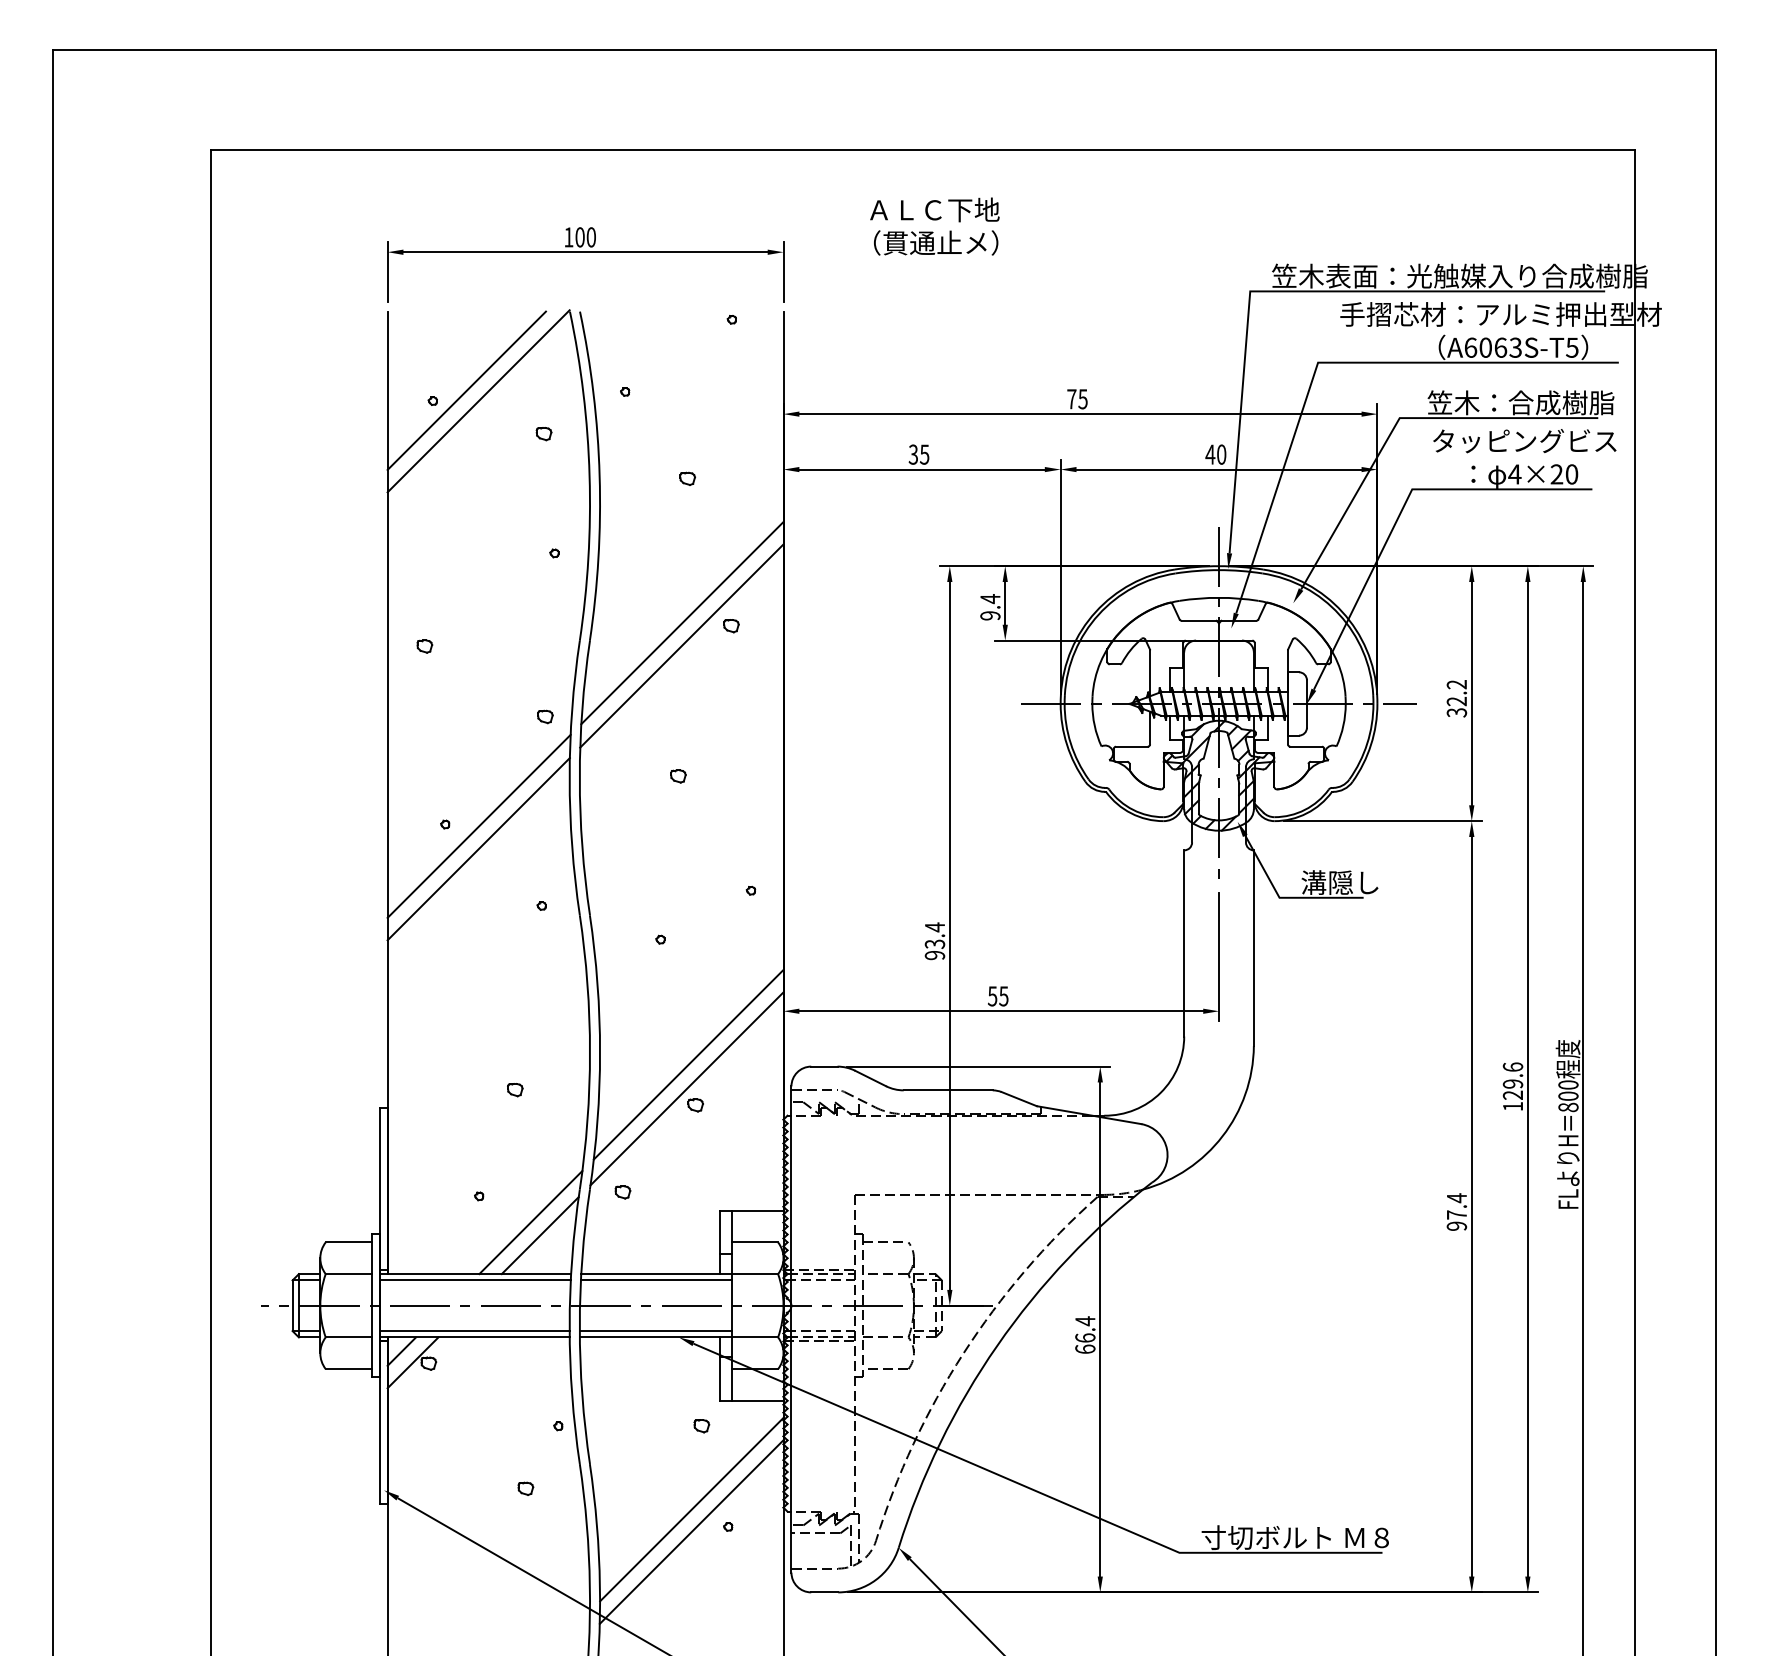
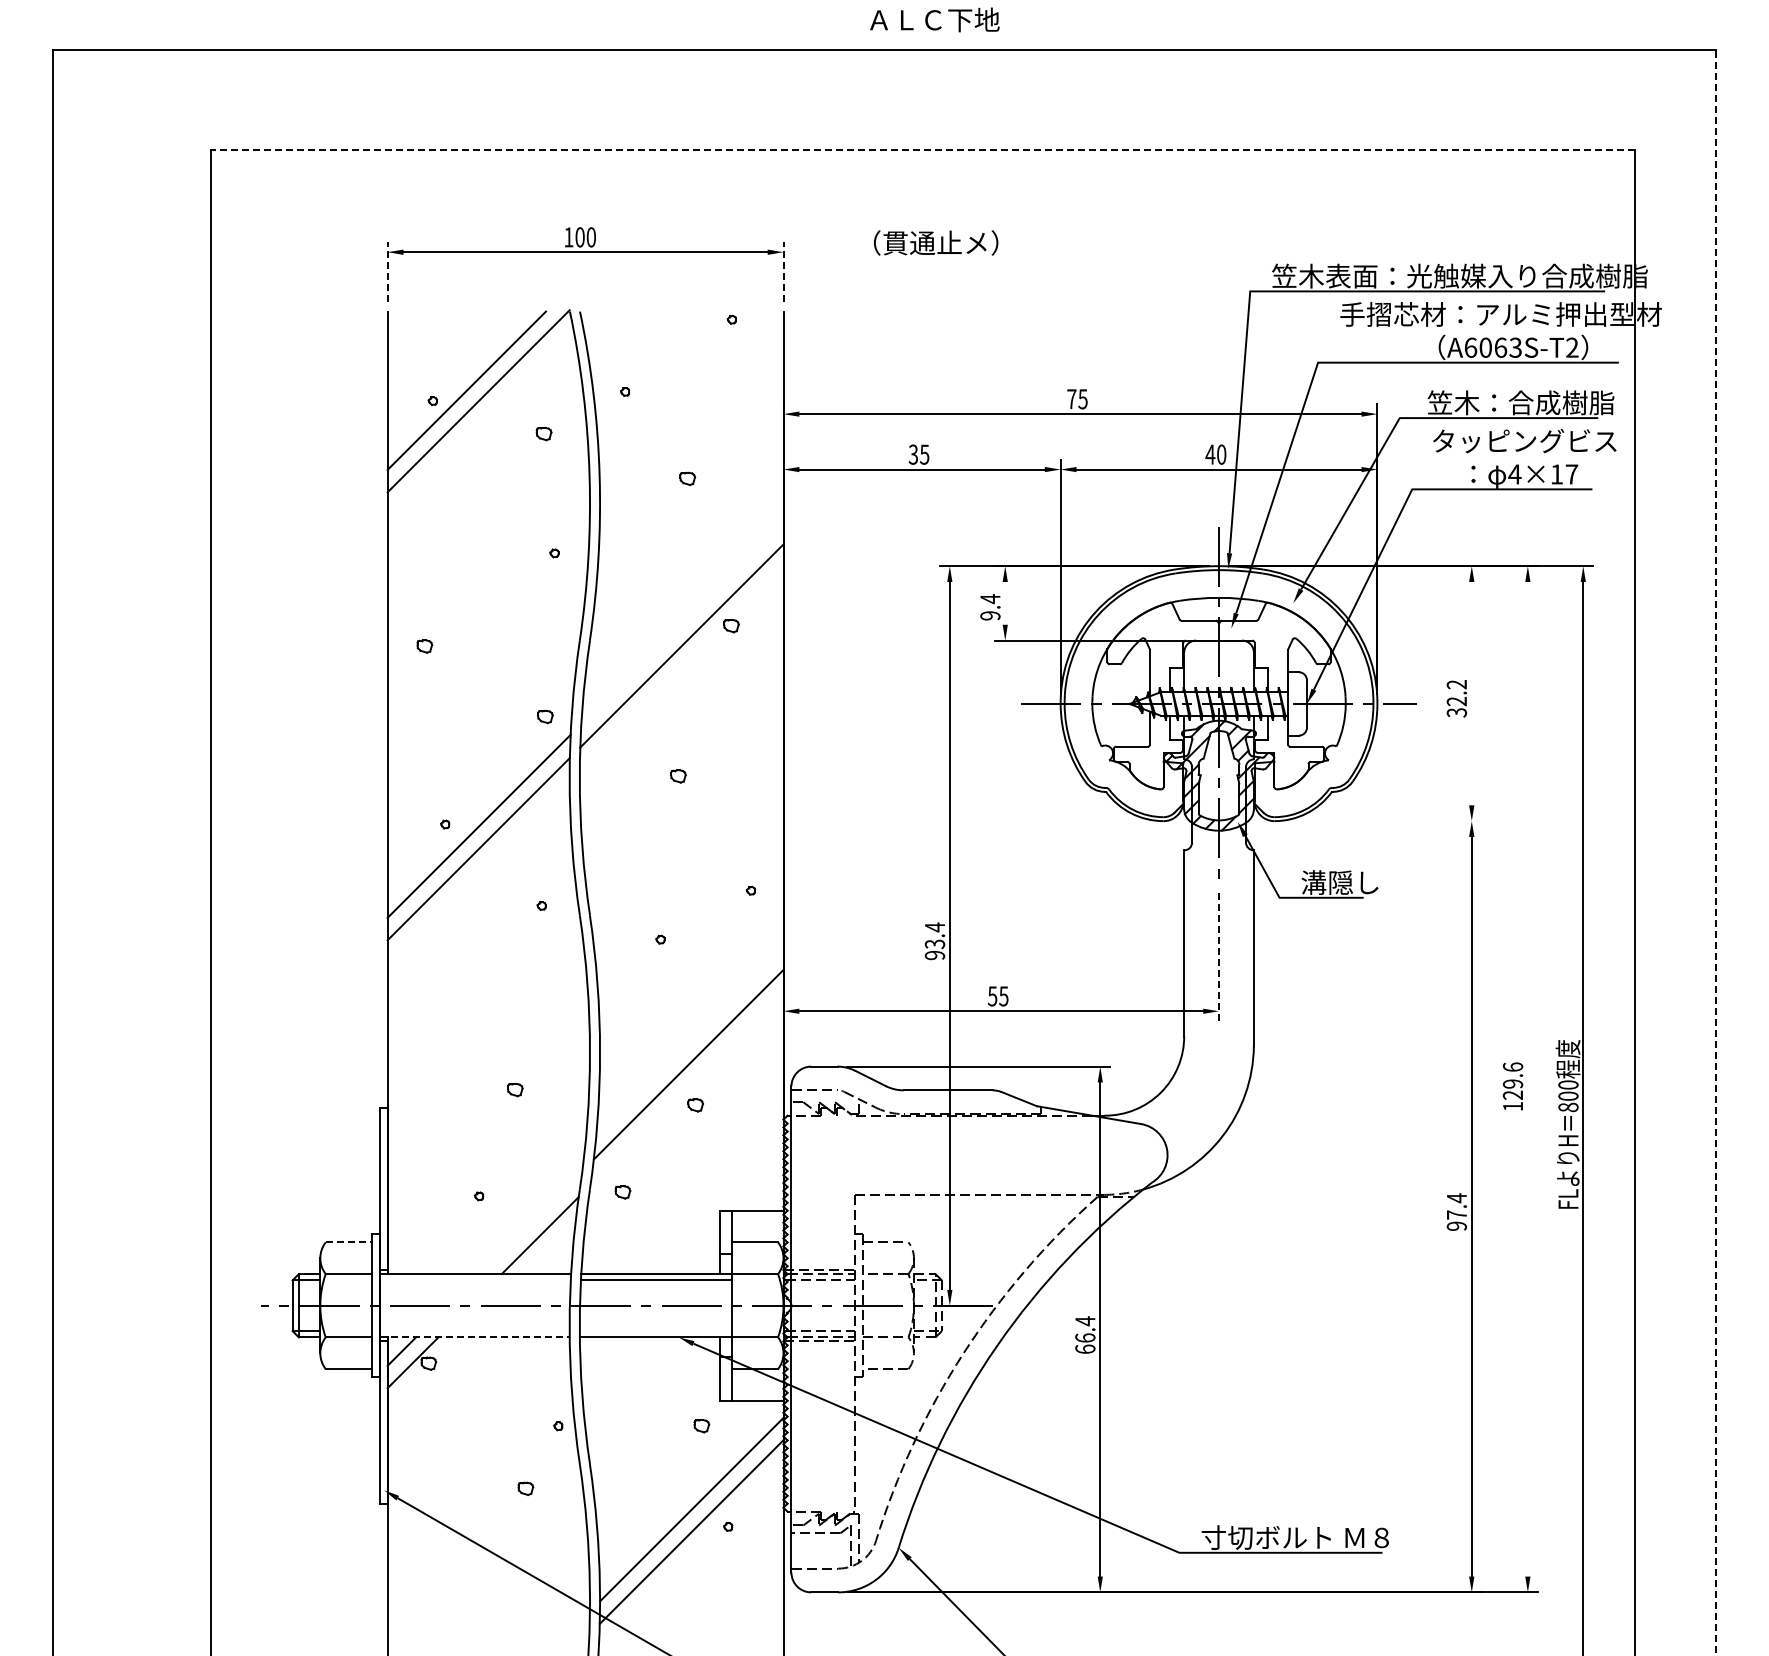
line: solid -> dashed (923, 149)
text position: (934, 209) -> (934, 19) (934, 19)
line: solid -> dashed (387, 272)
line: solid -> dashed (783, 272)
text: A6063S-T5 -> A6063S-T2 (1572, 347)
text: 4×20 -> 4×17 (1564, 474)
line: present -> none (1005, 603)
line: present -> none (682, 622)
line: present -> none (1471, 693)
line: present -> none (1382, 821)
line: solid -> dashed (1715, 852)
line: solid -> dashed (1219, 957)
line: present -> none (1527, 1079)
line: present -> none (686, 1088)
line: present -> none (530, 1222)
line: solid -> dashed (349, 1242)
line: present -> none (474, 1280)
line: present -> none (474, 1331)
line: present -> none (655, 1331)
line: solid -> dashed (475, 1337)
